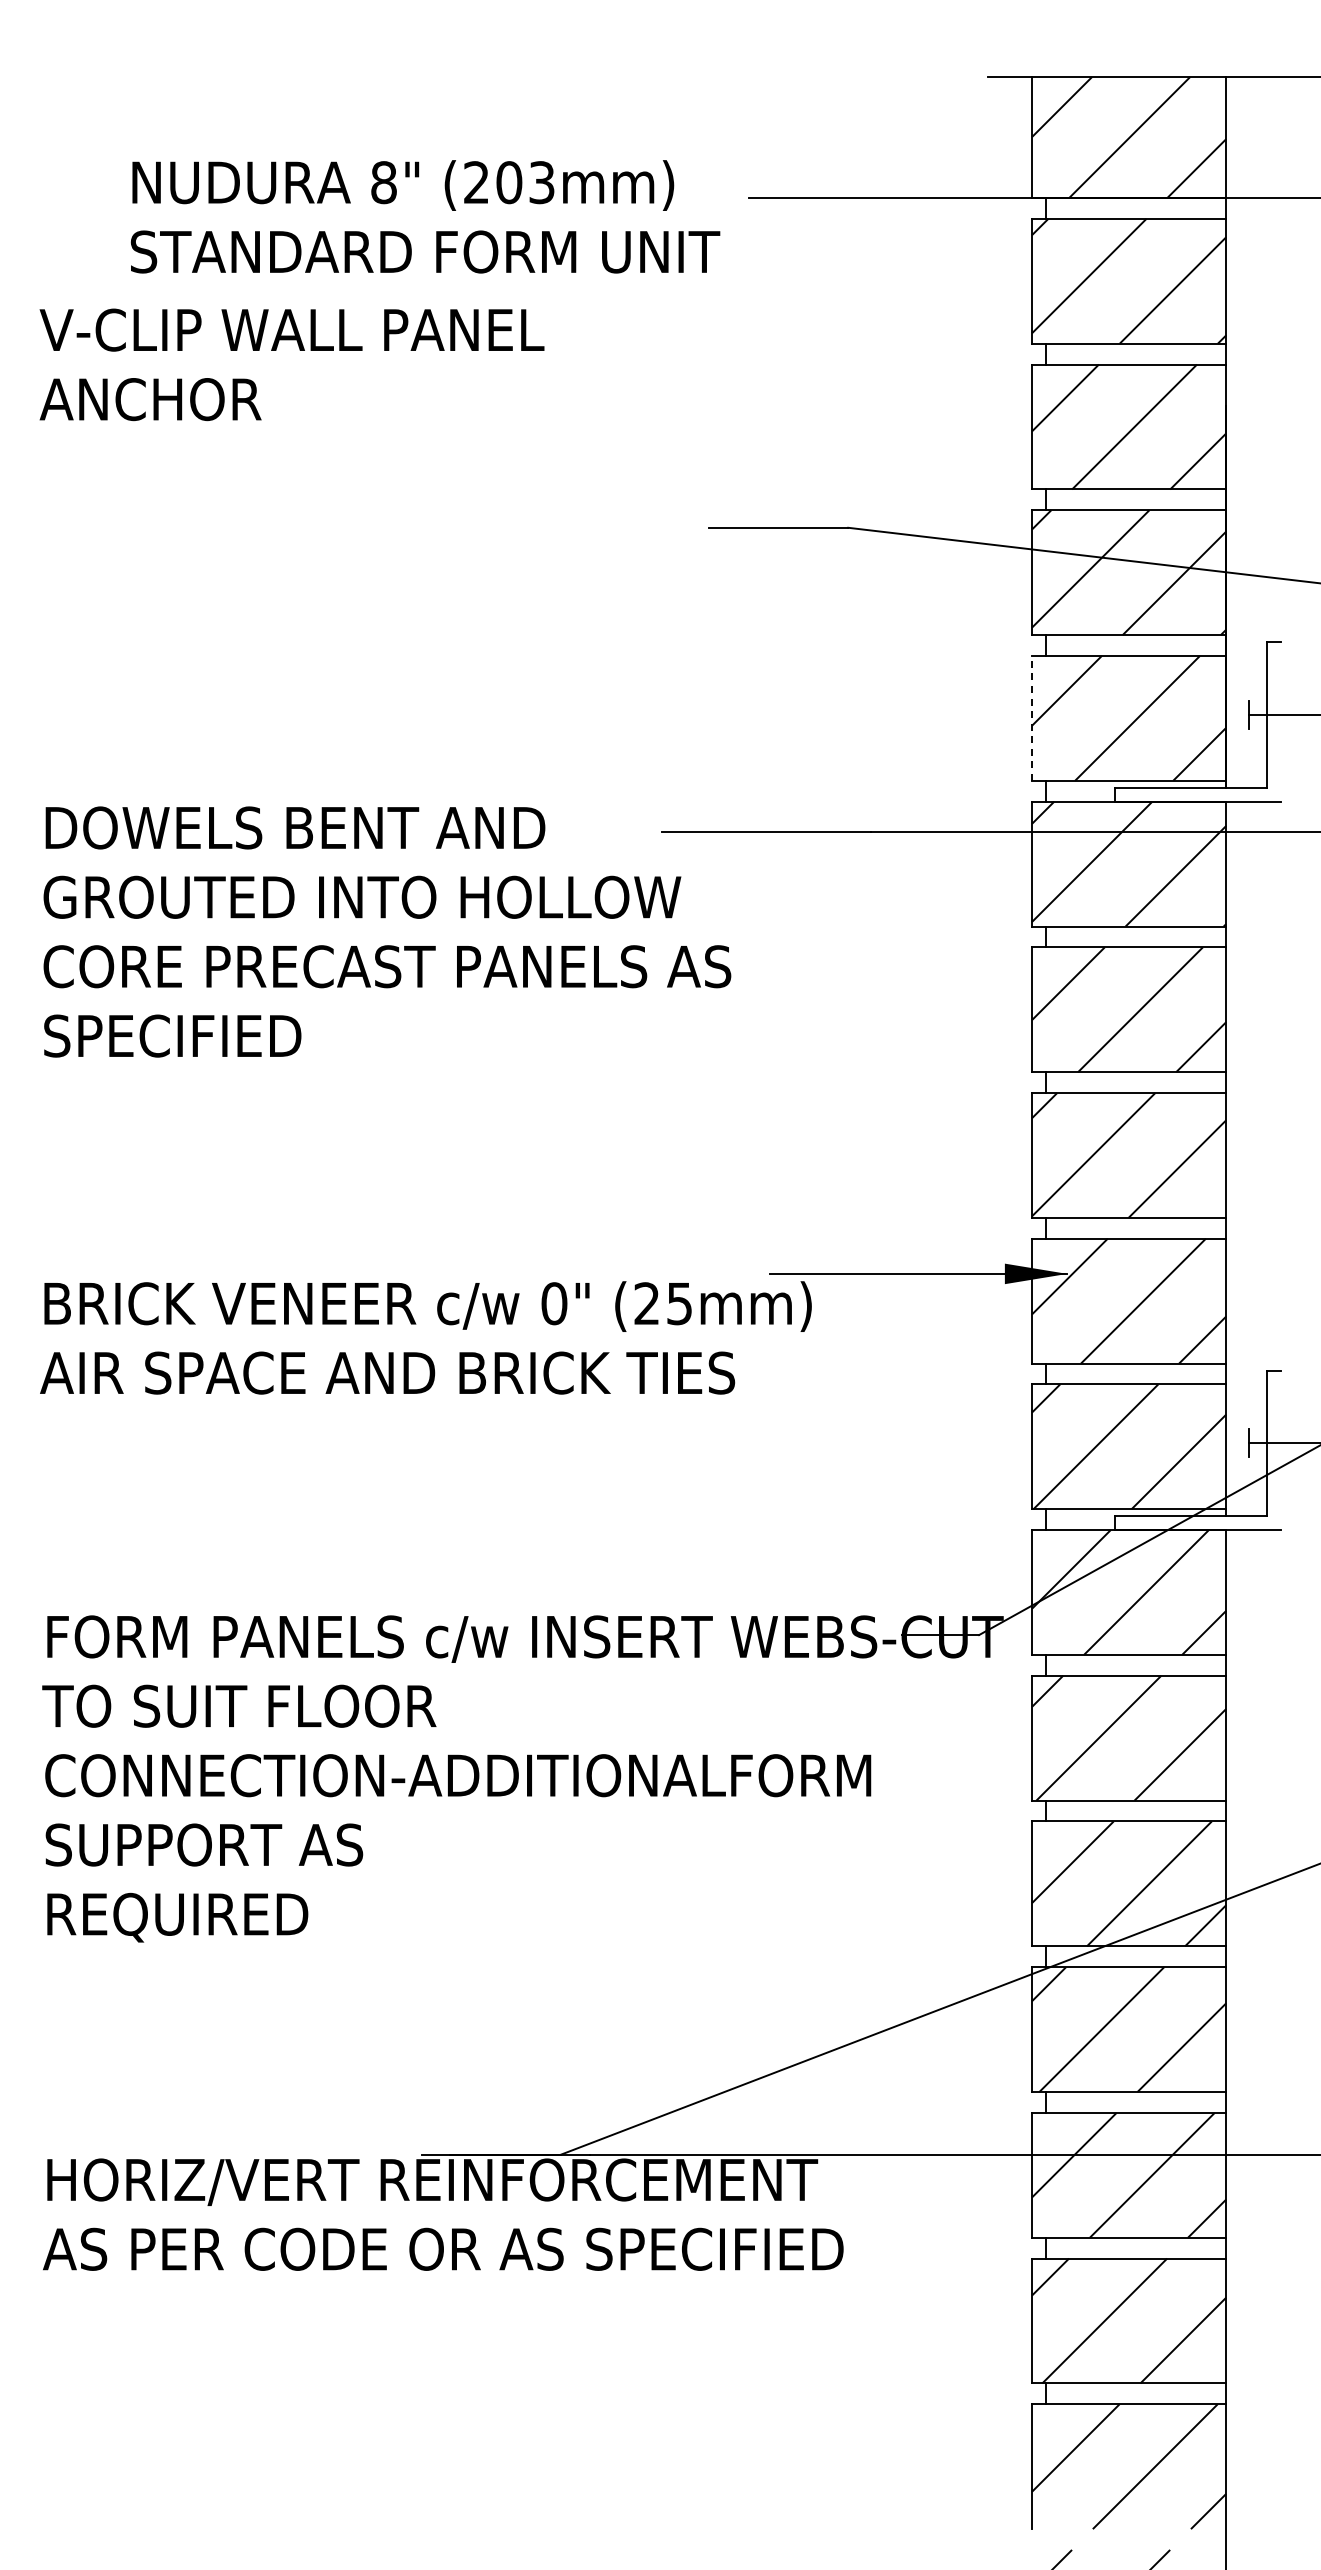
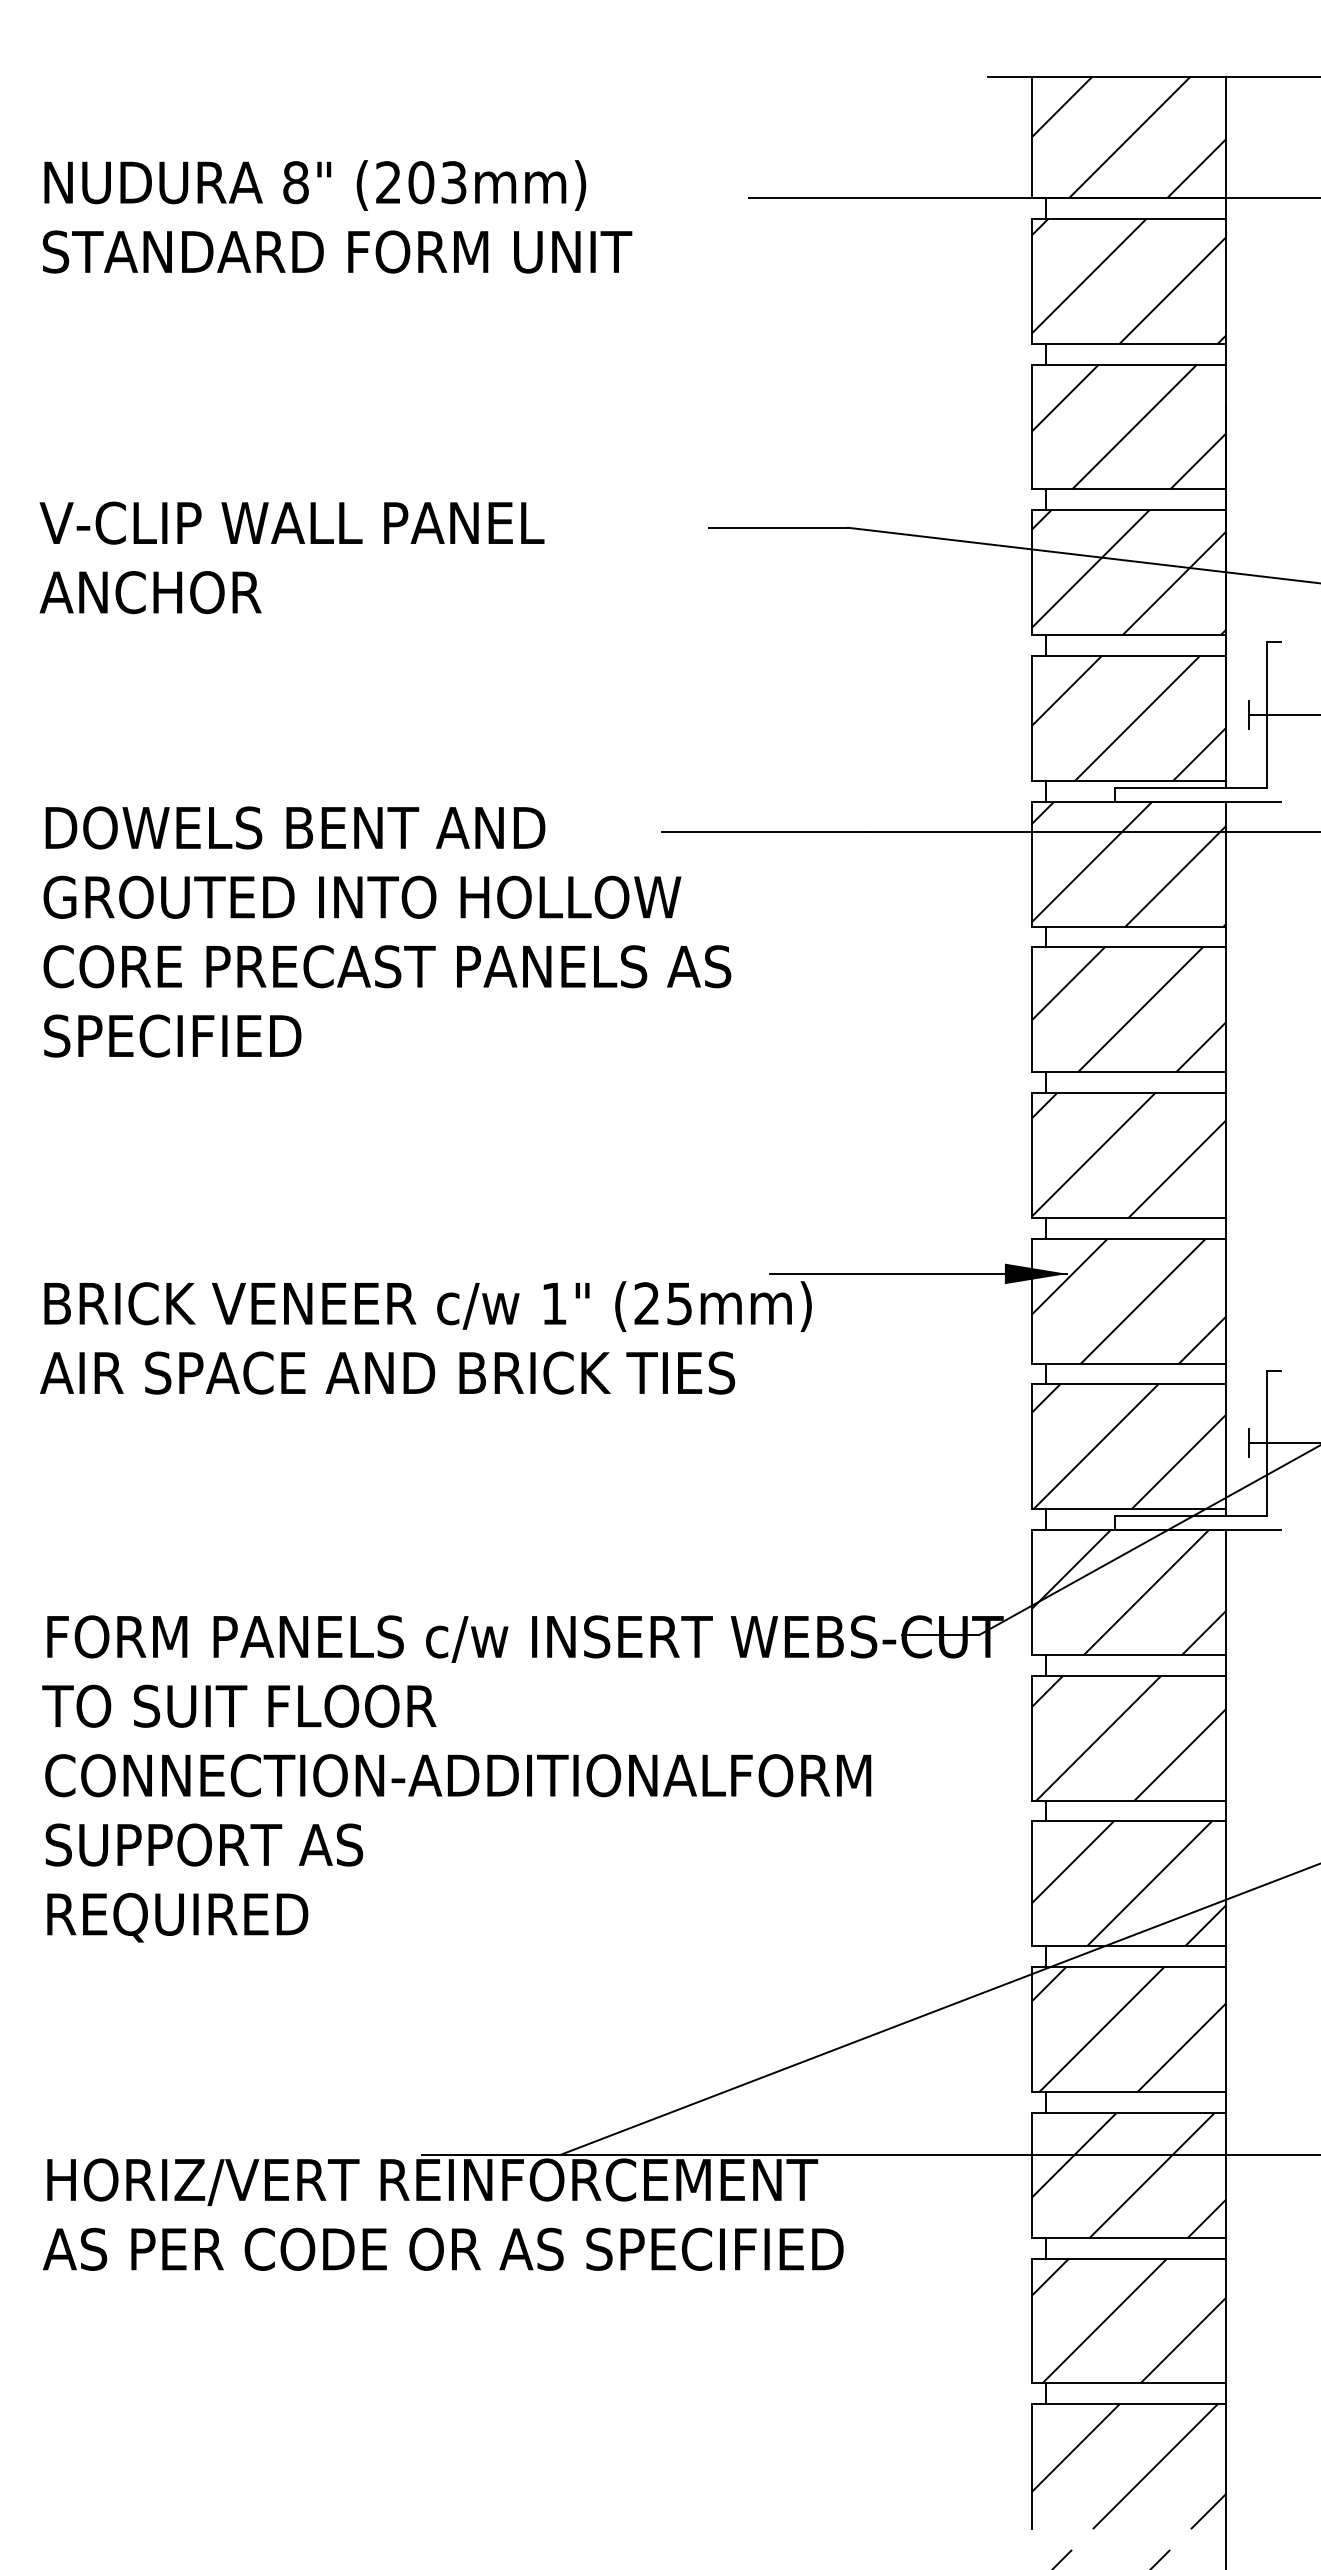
text position: (425, 216) -> (337, 216) (337, 216)
text position: (291, 364) -> (291, 557) (291, 557)
line: dashed -> solid (1032, 717)
text: 0" -> 1" (554, 1303)
